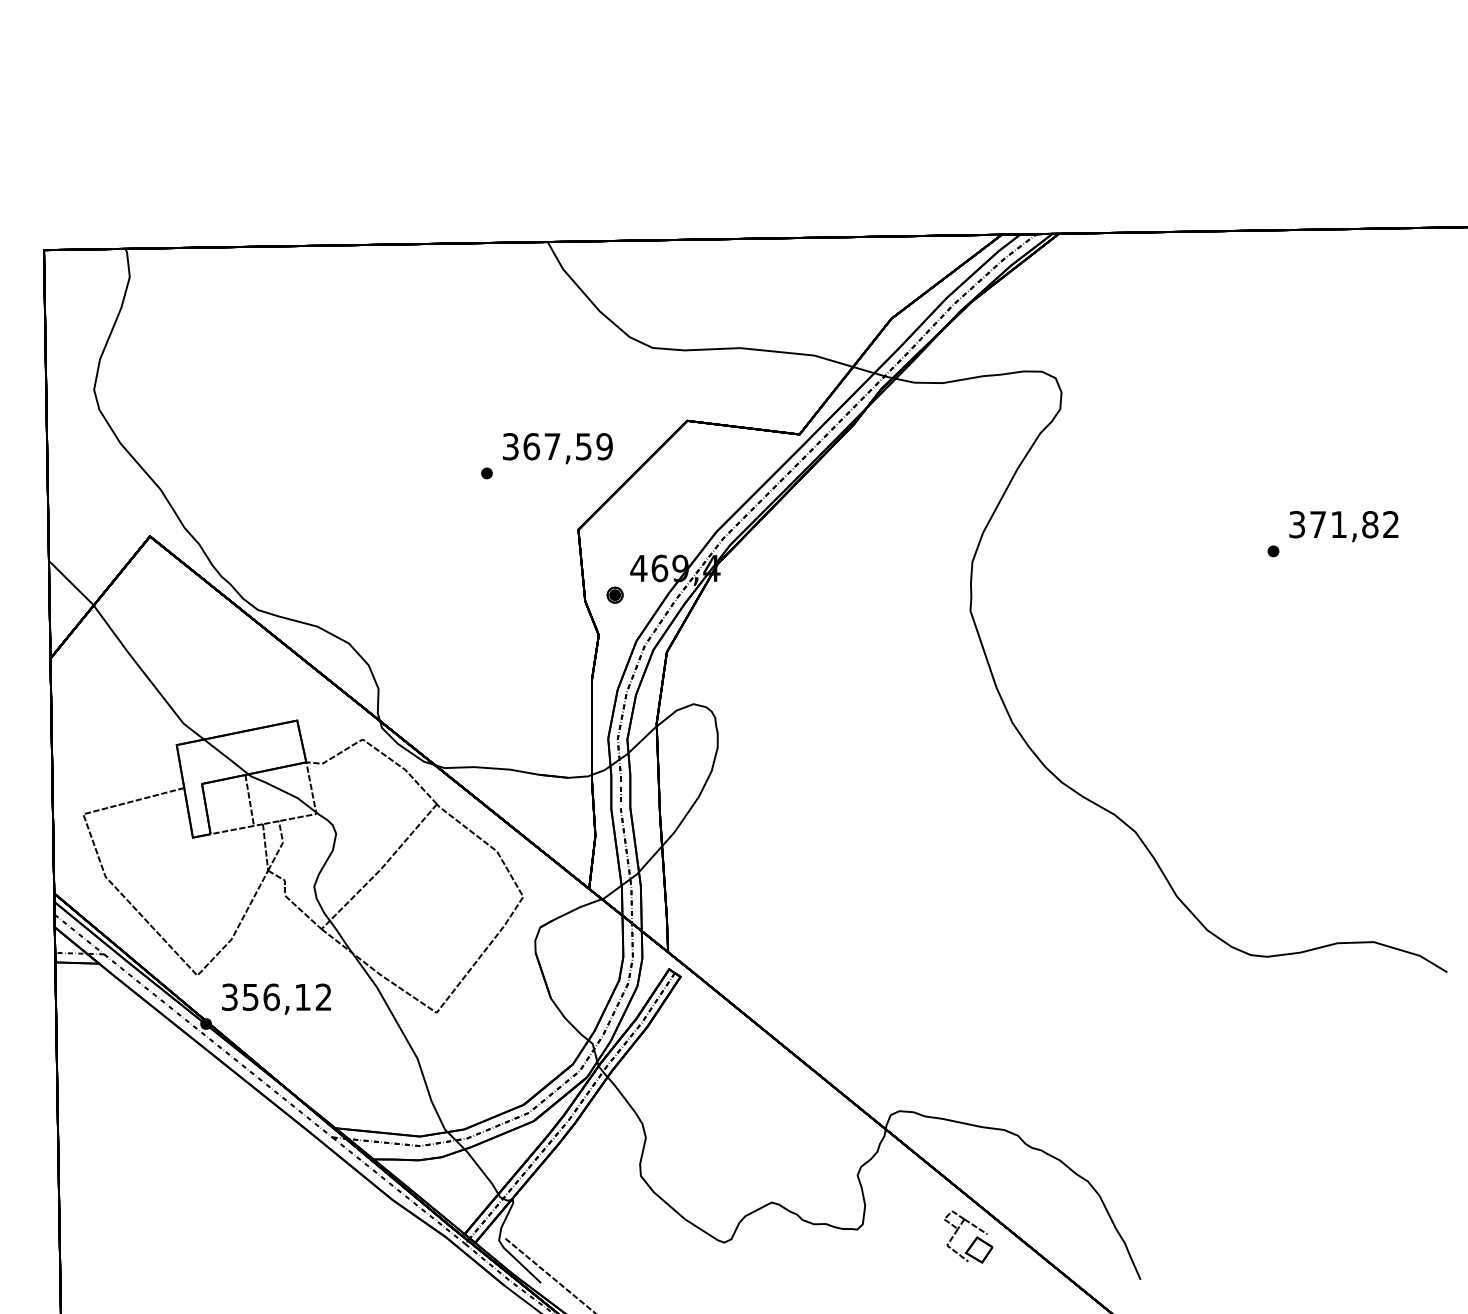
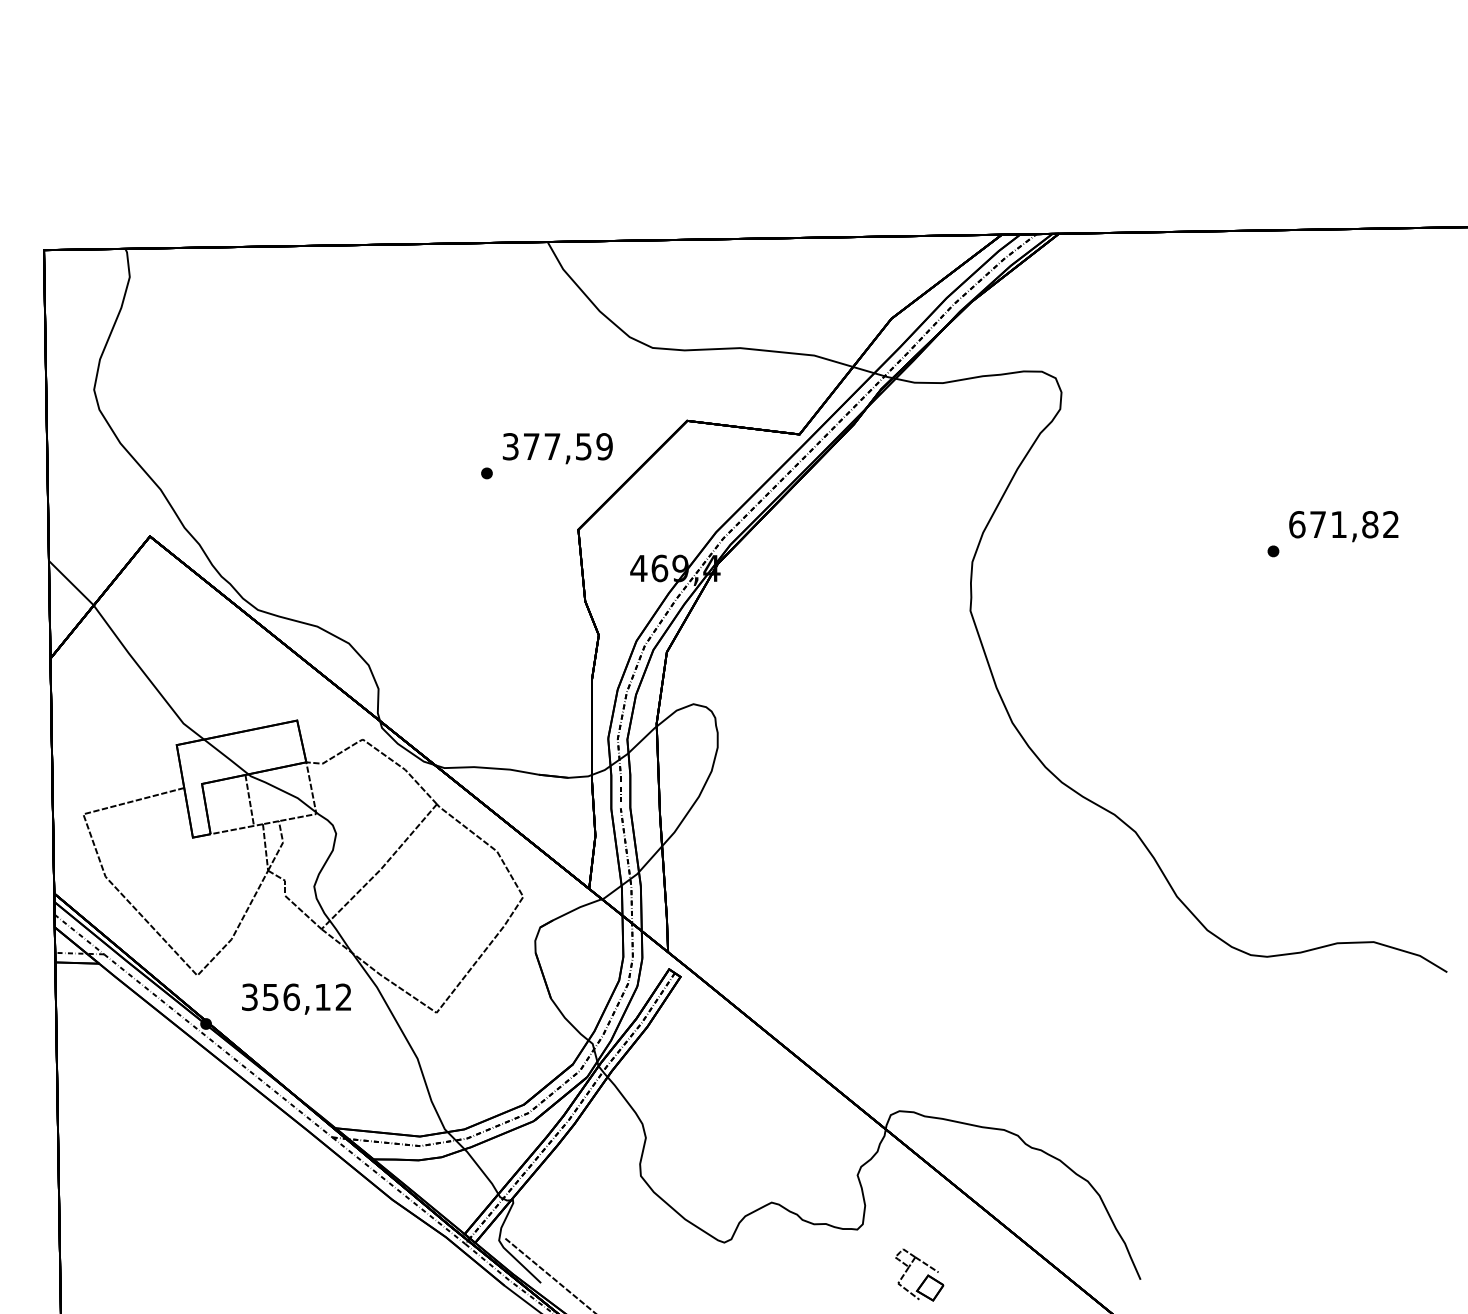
text: 367,59 -> 377,59 (531, 446)
text: 371,82 -> 671,82 (1297, 524)
part: present -> none (614, 594)
text position: (276, 998) -> (296, 998) (296, 998)
part position: (973, 1240) -> (924, 1278) (924, 1278)
